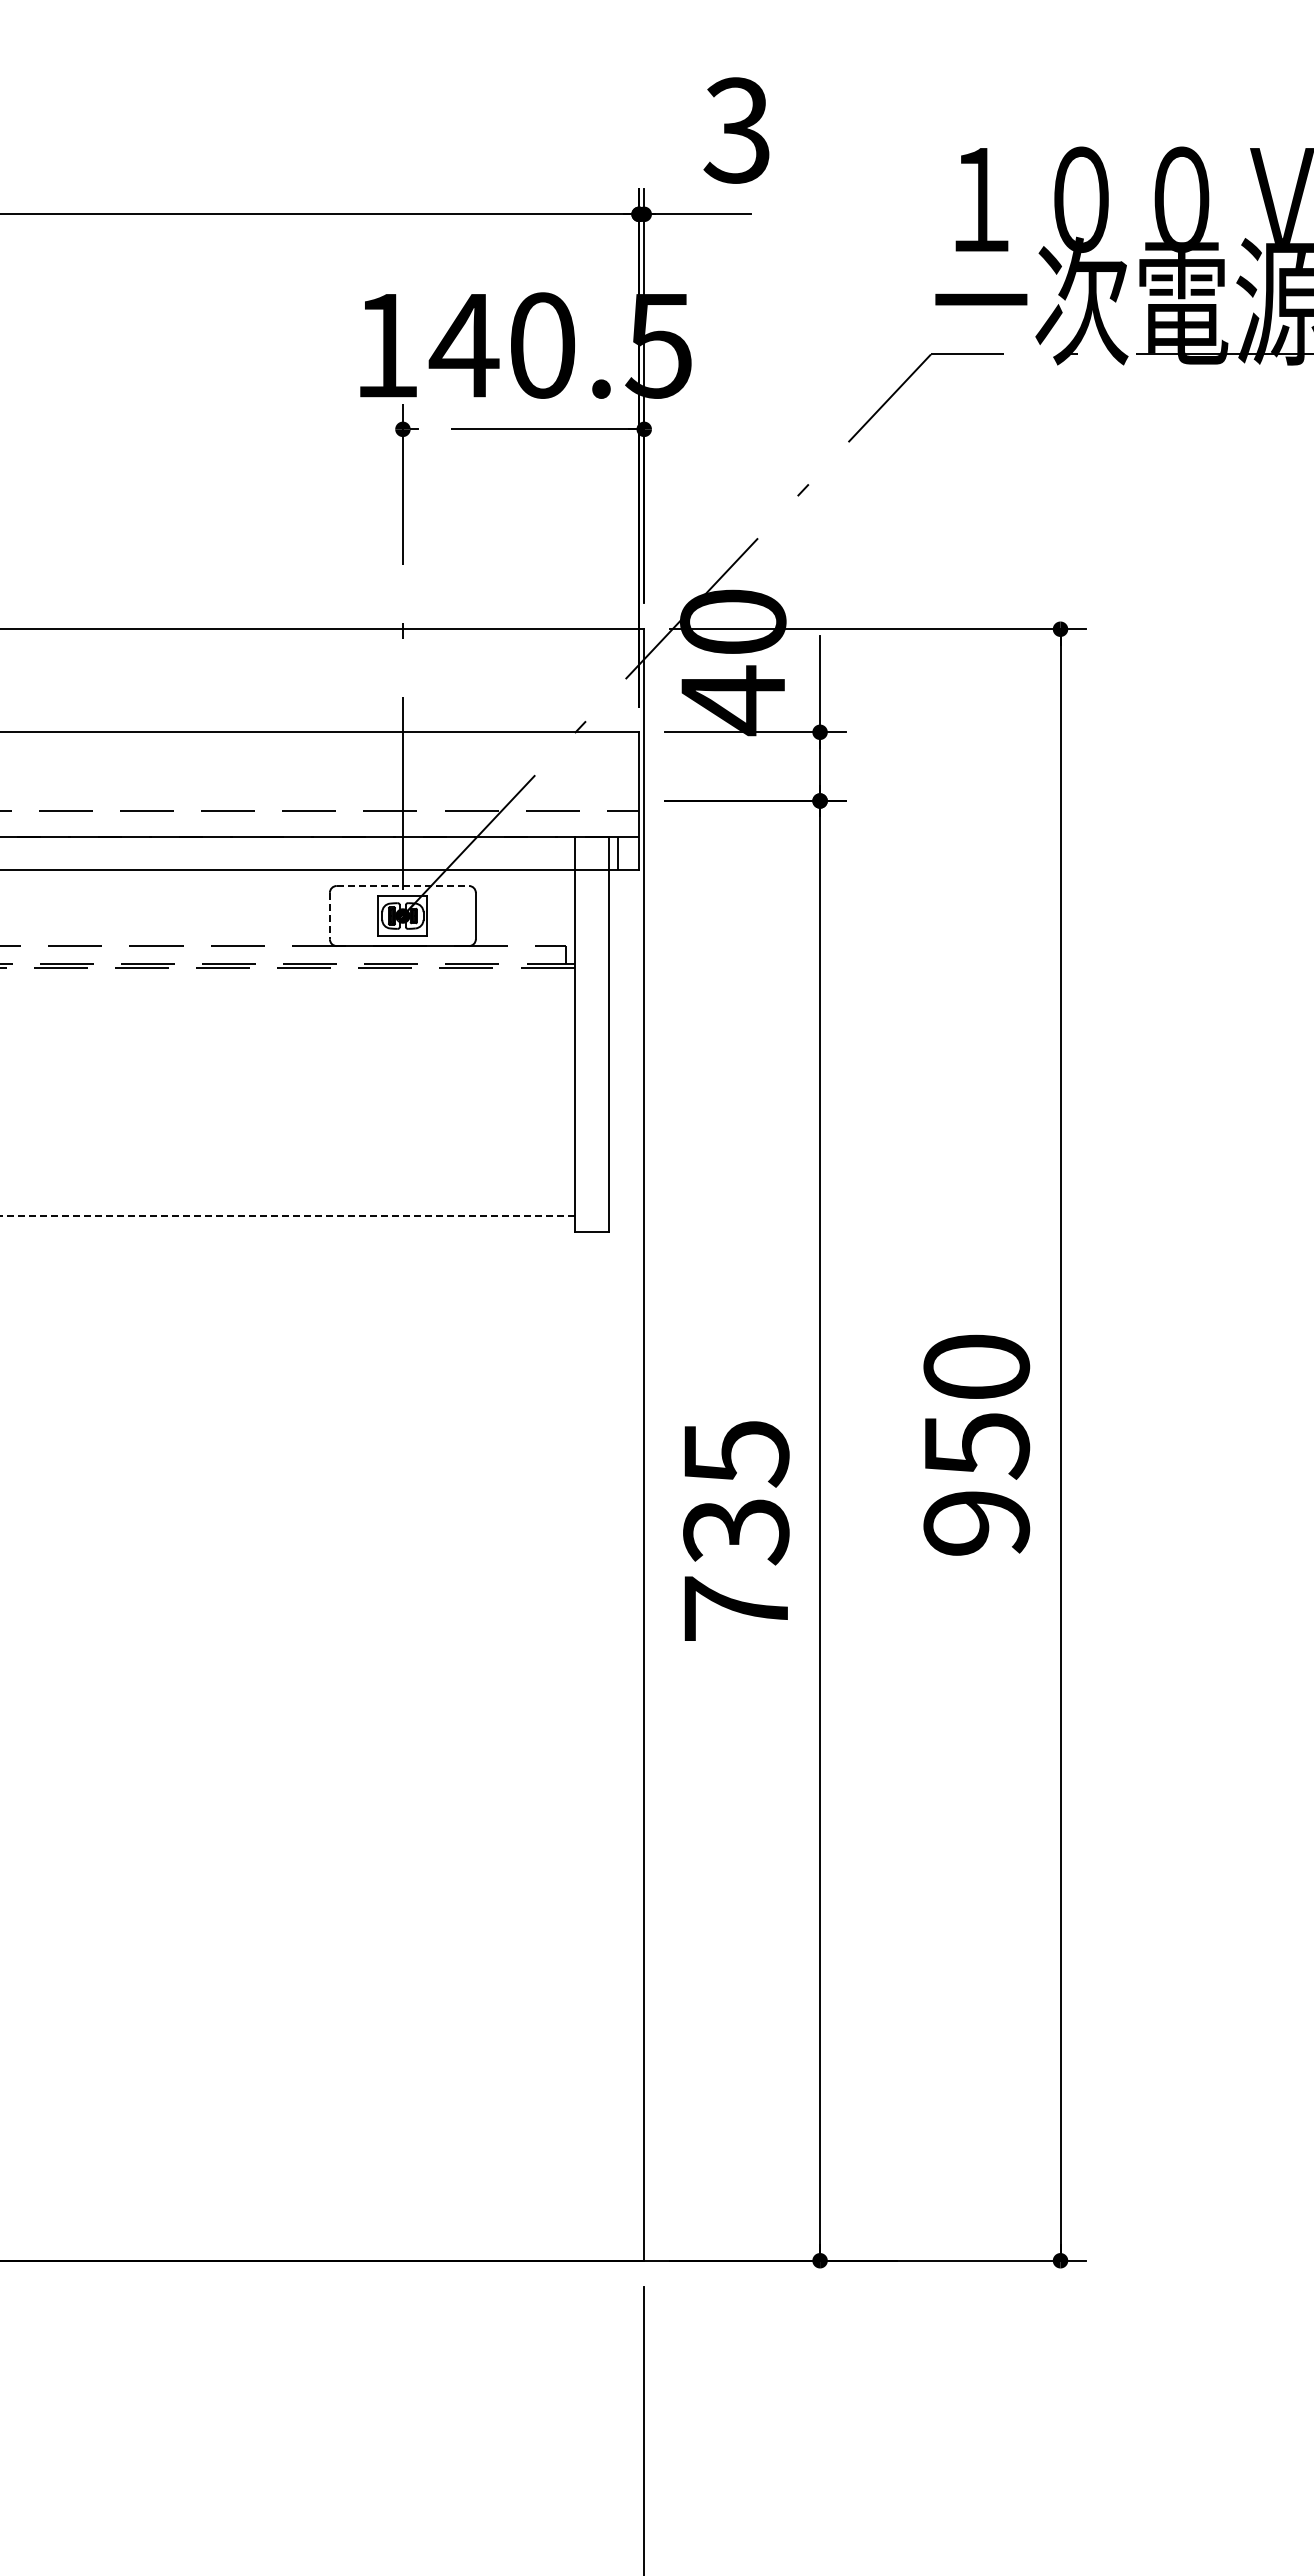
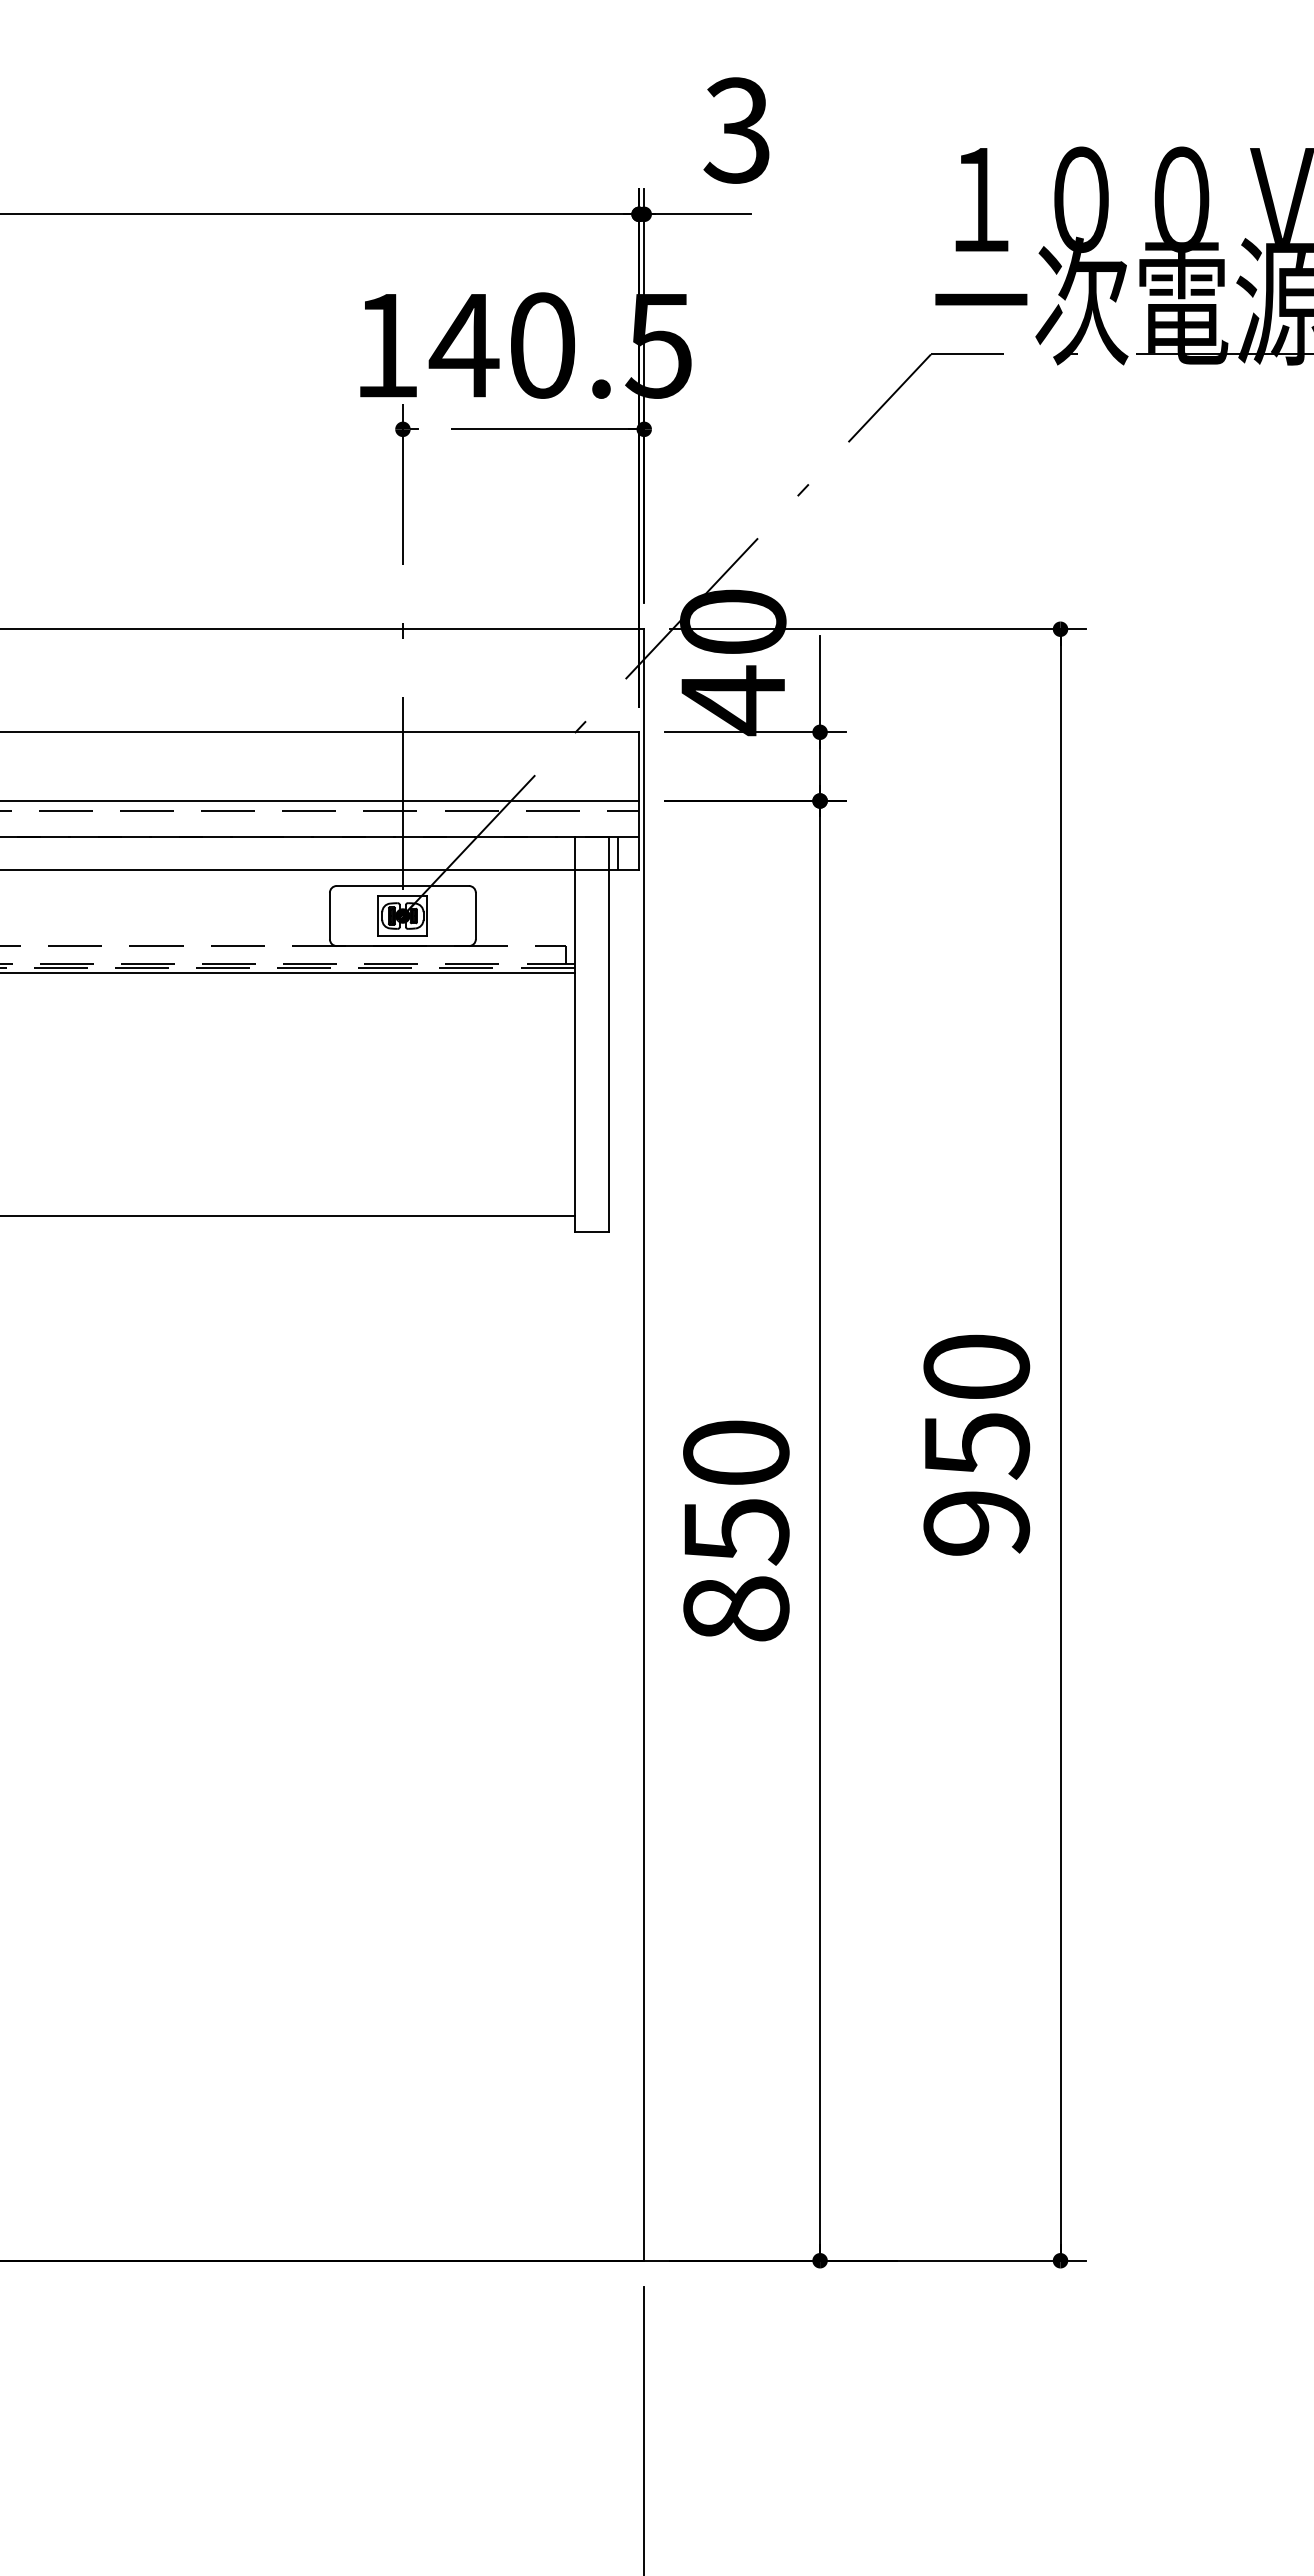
line: none -> present (320, 800)
line: dashed -> solid (403, 885)
line: dashed -> solid (329, 916)
line: none -> present (288, 972)
line: dashed -> solid (287, 1215)
text: 735 -> 850 (736, 1530)
